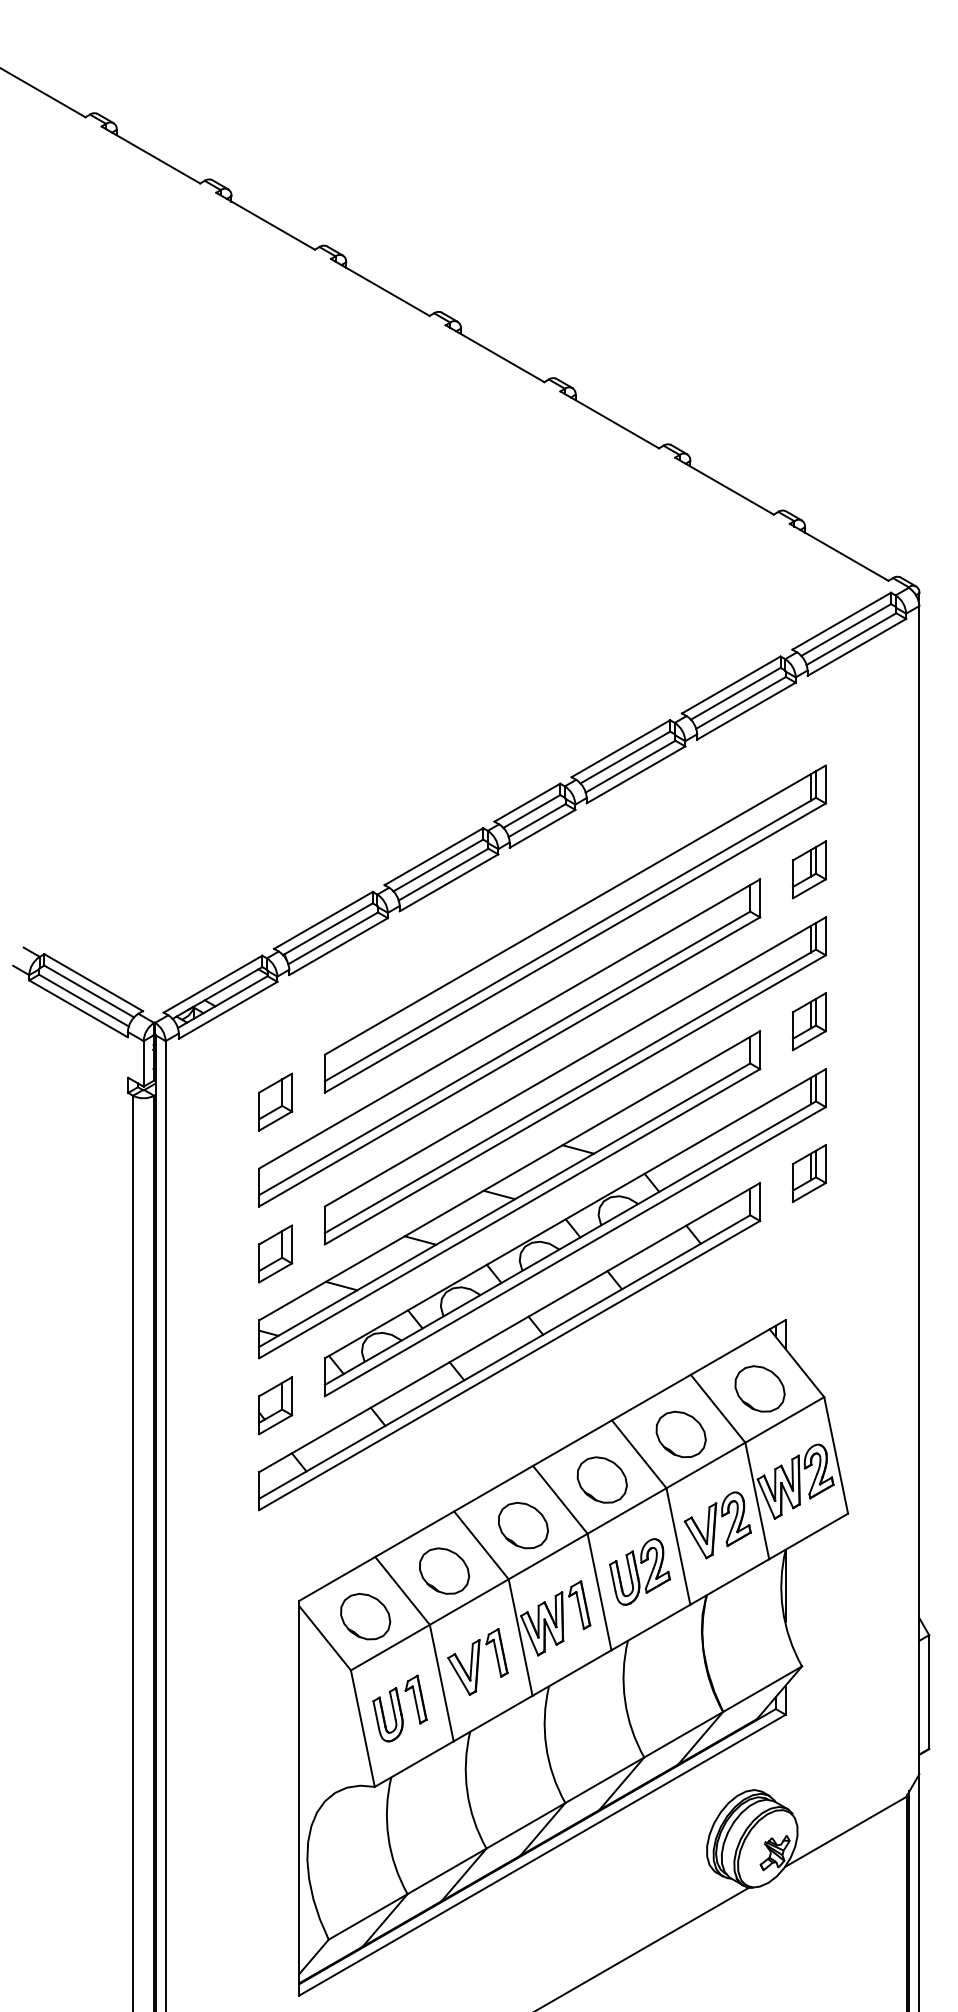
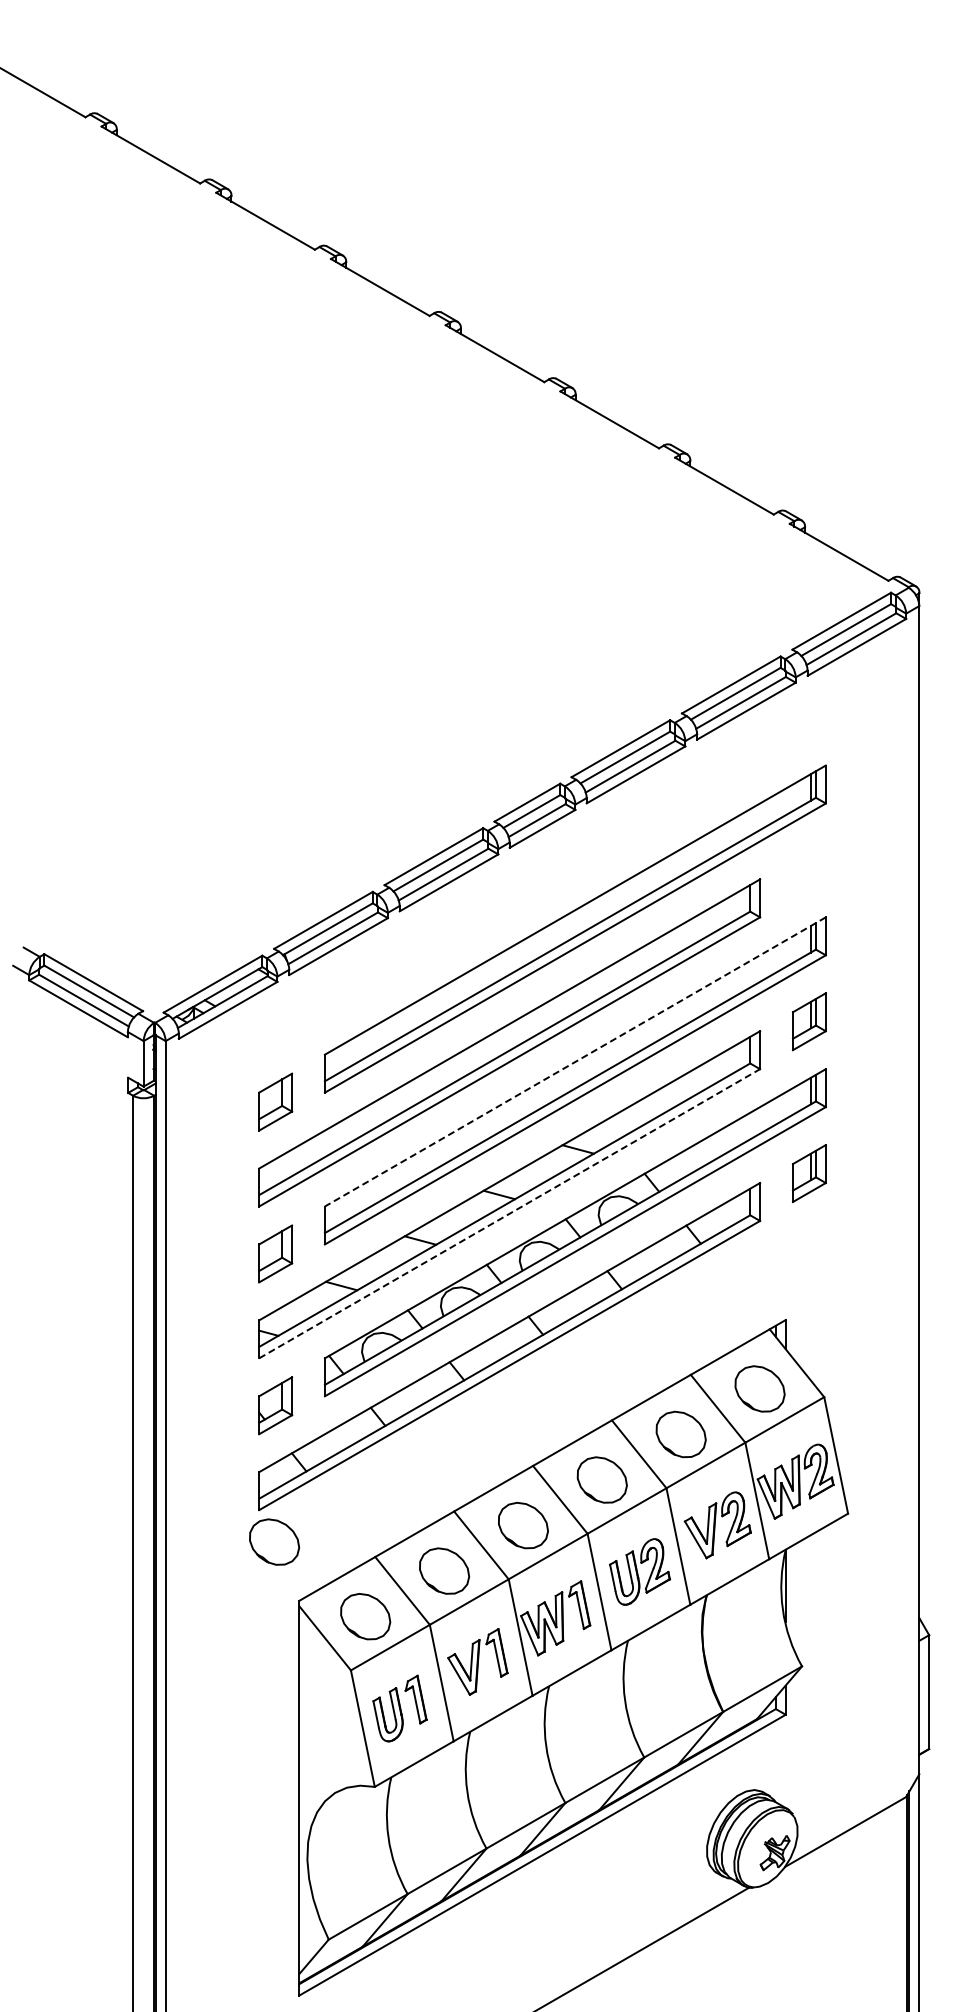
part: present -> none (809, 869)
line: solid -> dashed (574, 1062)
line: solid -> dashed (510, 1213)
part: none -> present (274, 1541)
